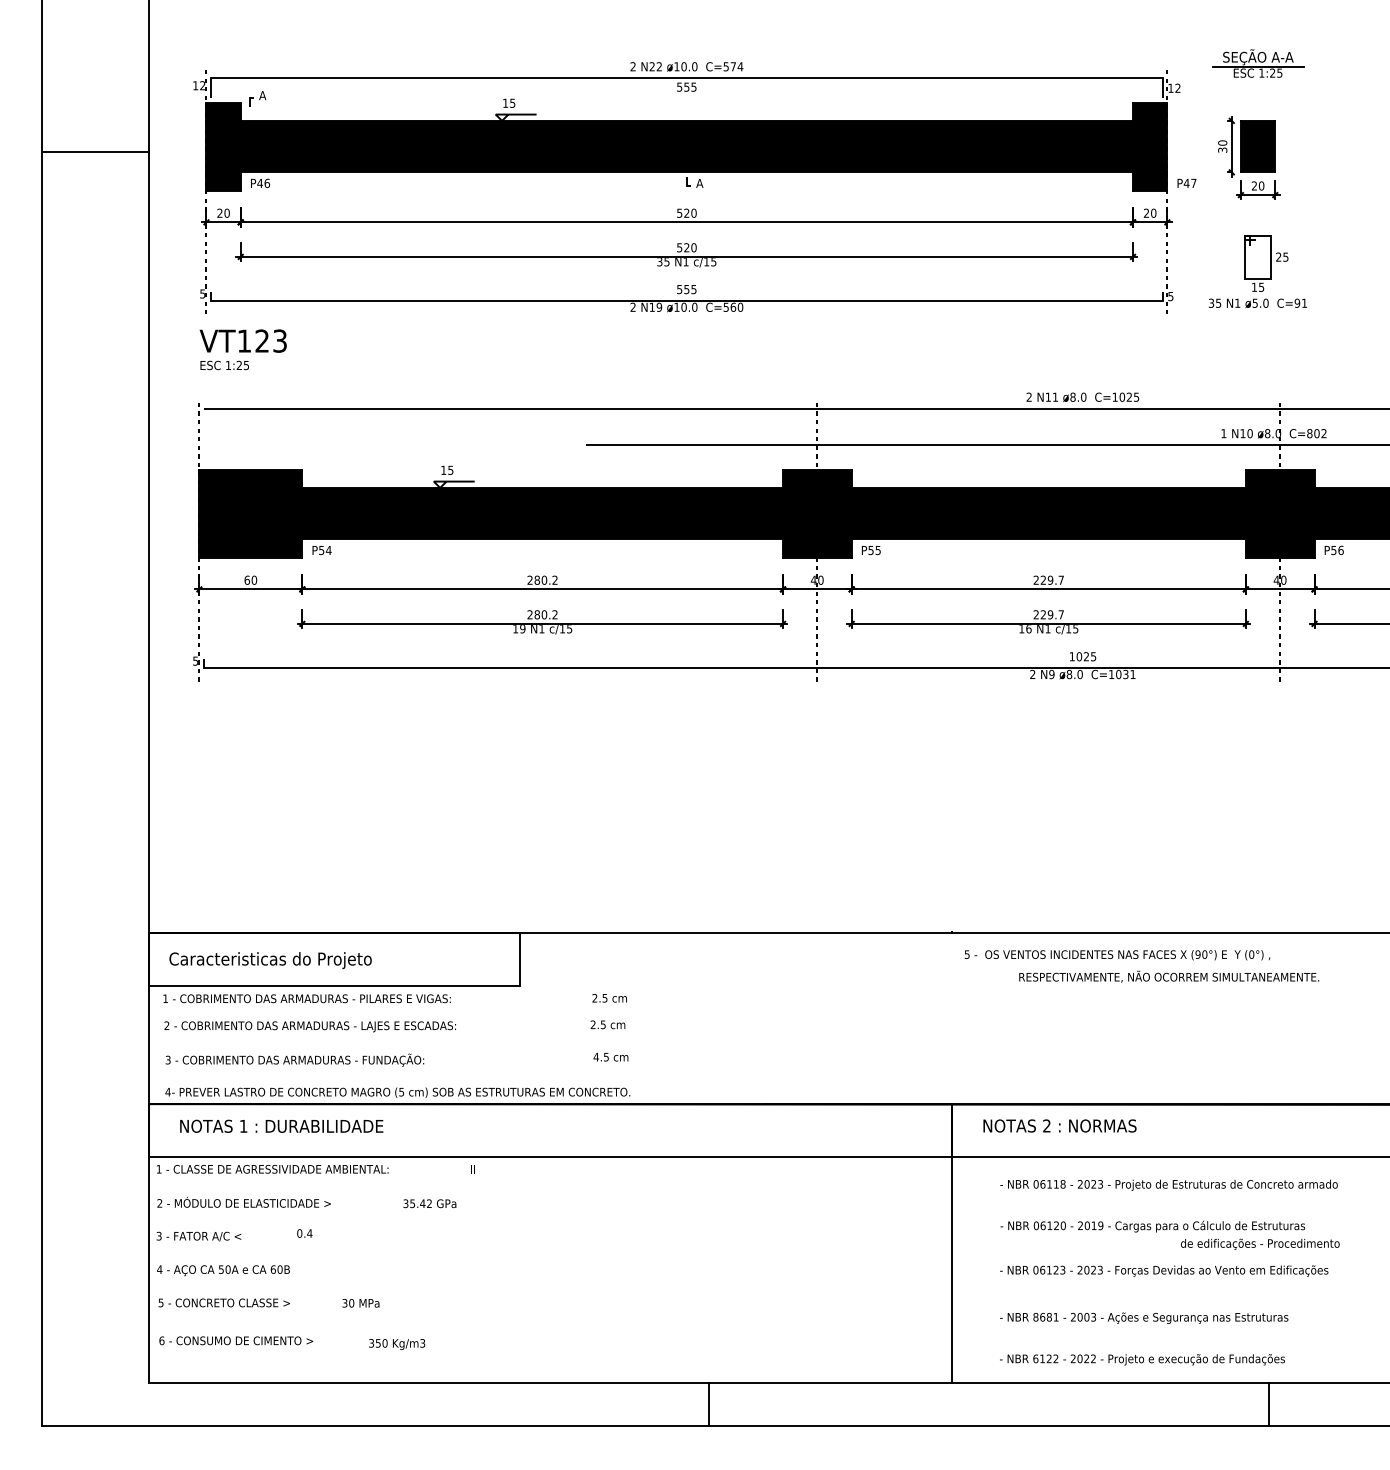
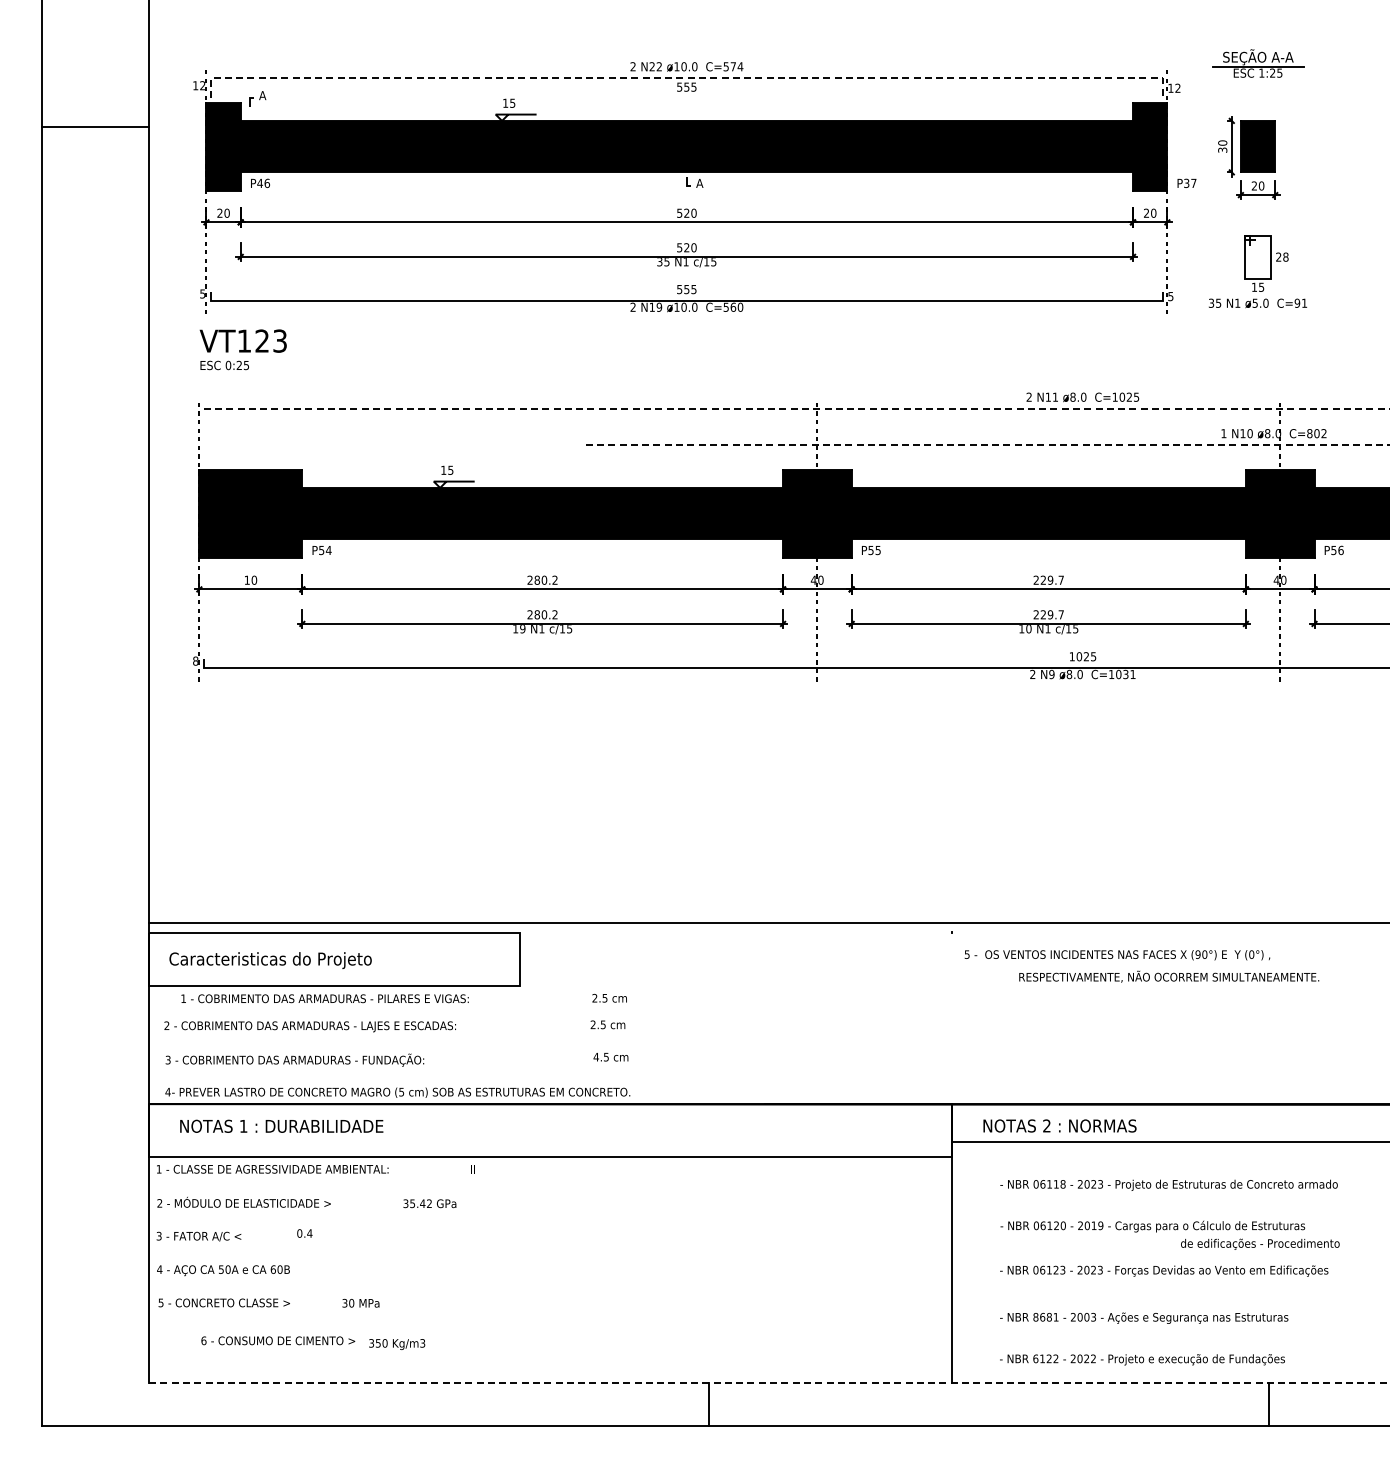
line: solid -> dashed (687, 78)
line position: (95, 151) -> (95, 126) (95, 126)
text: P47 -> P37 (1186, 182)
text: 25 -> 28 (1285, 256)
text: 1:25 -> 0:25 (228, 365)
line: solid -> dashed (796, 408)
line: solid -> dashed (987, 445)
text: 60 -> 10 (246, 579)
text: 16 -> 10 (1028, 629)
text: 5 -> 8 (195, 660)
line position: (767, 932) -> (767, 922) (767, 922)
text position: (306, 998) -> (324, 998) (324, 998)
line position: (1169, 1157) -> (1169, 1142) (1169, 1142)
text position: (236, 1340) -> (278, 1340) (278, 1340)
line: solid -> dashed (770, 1383)
